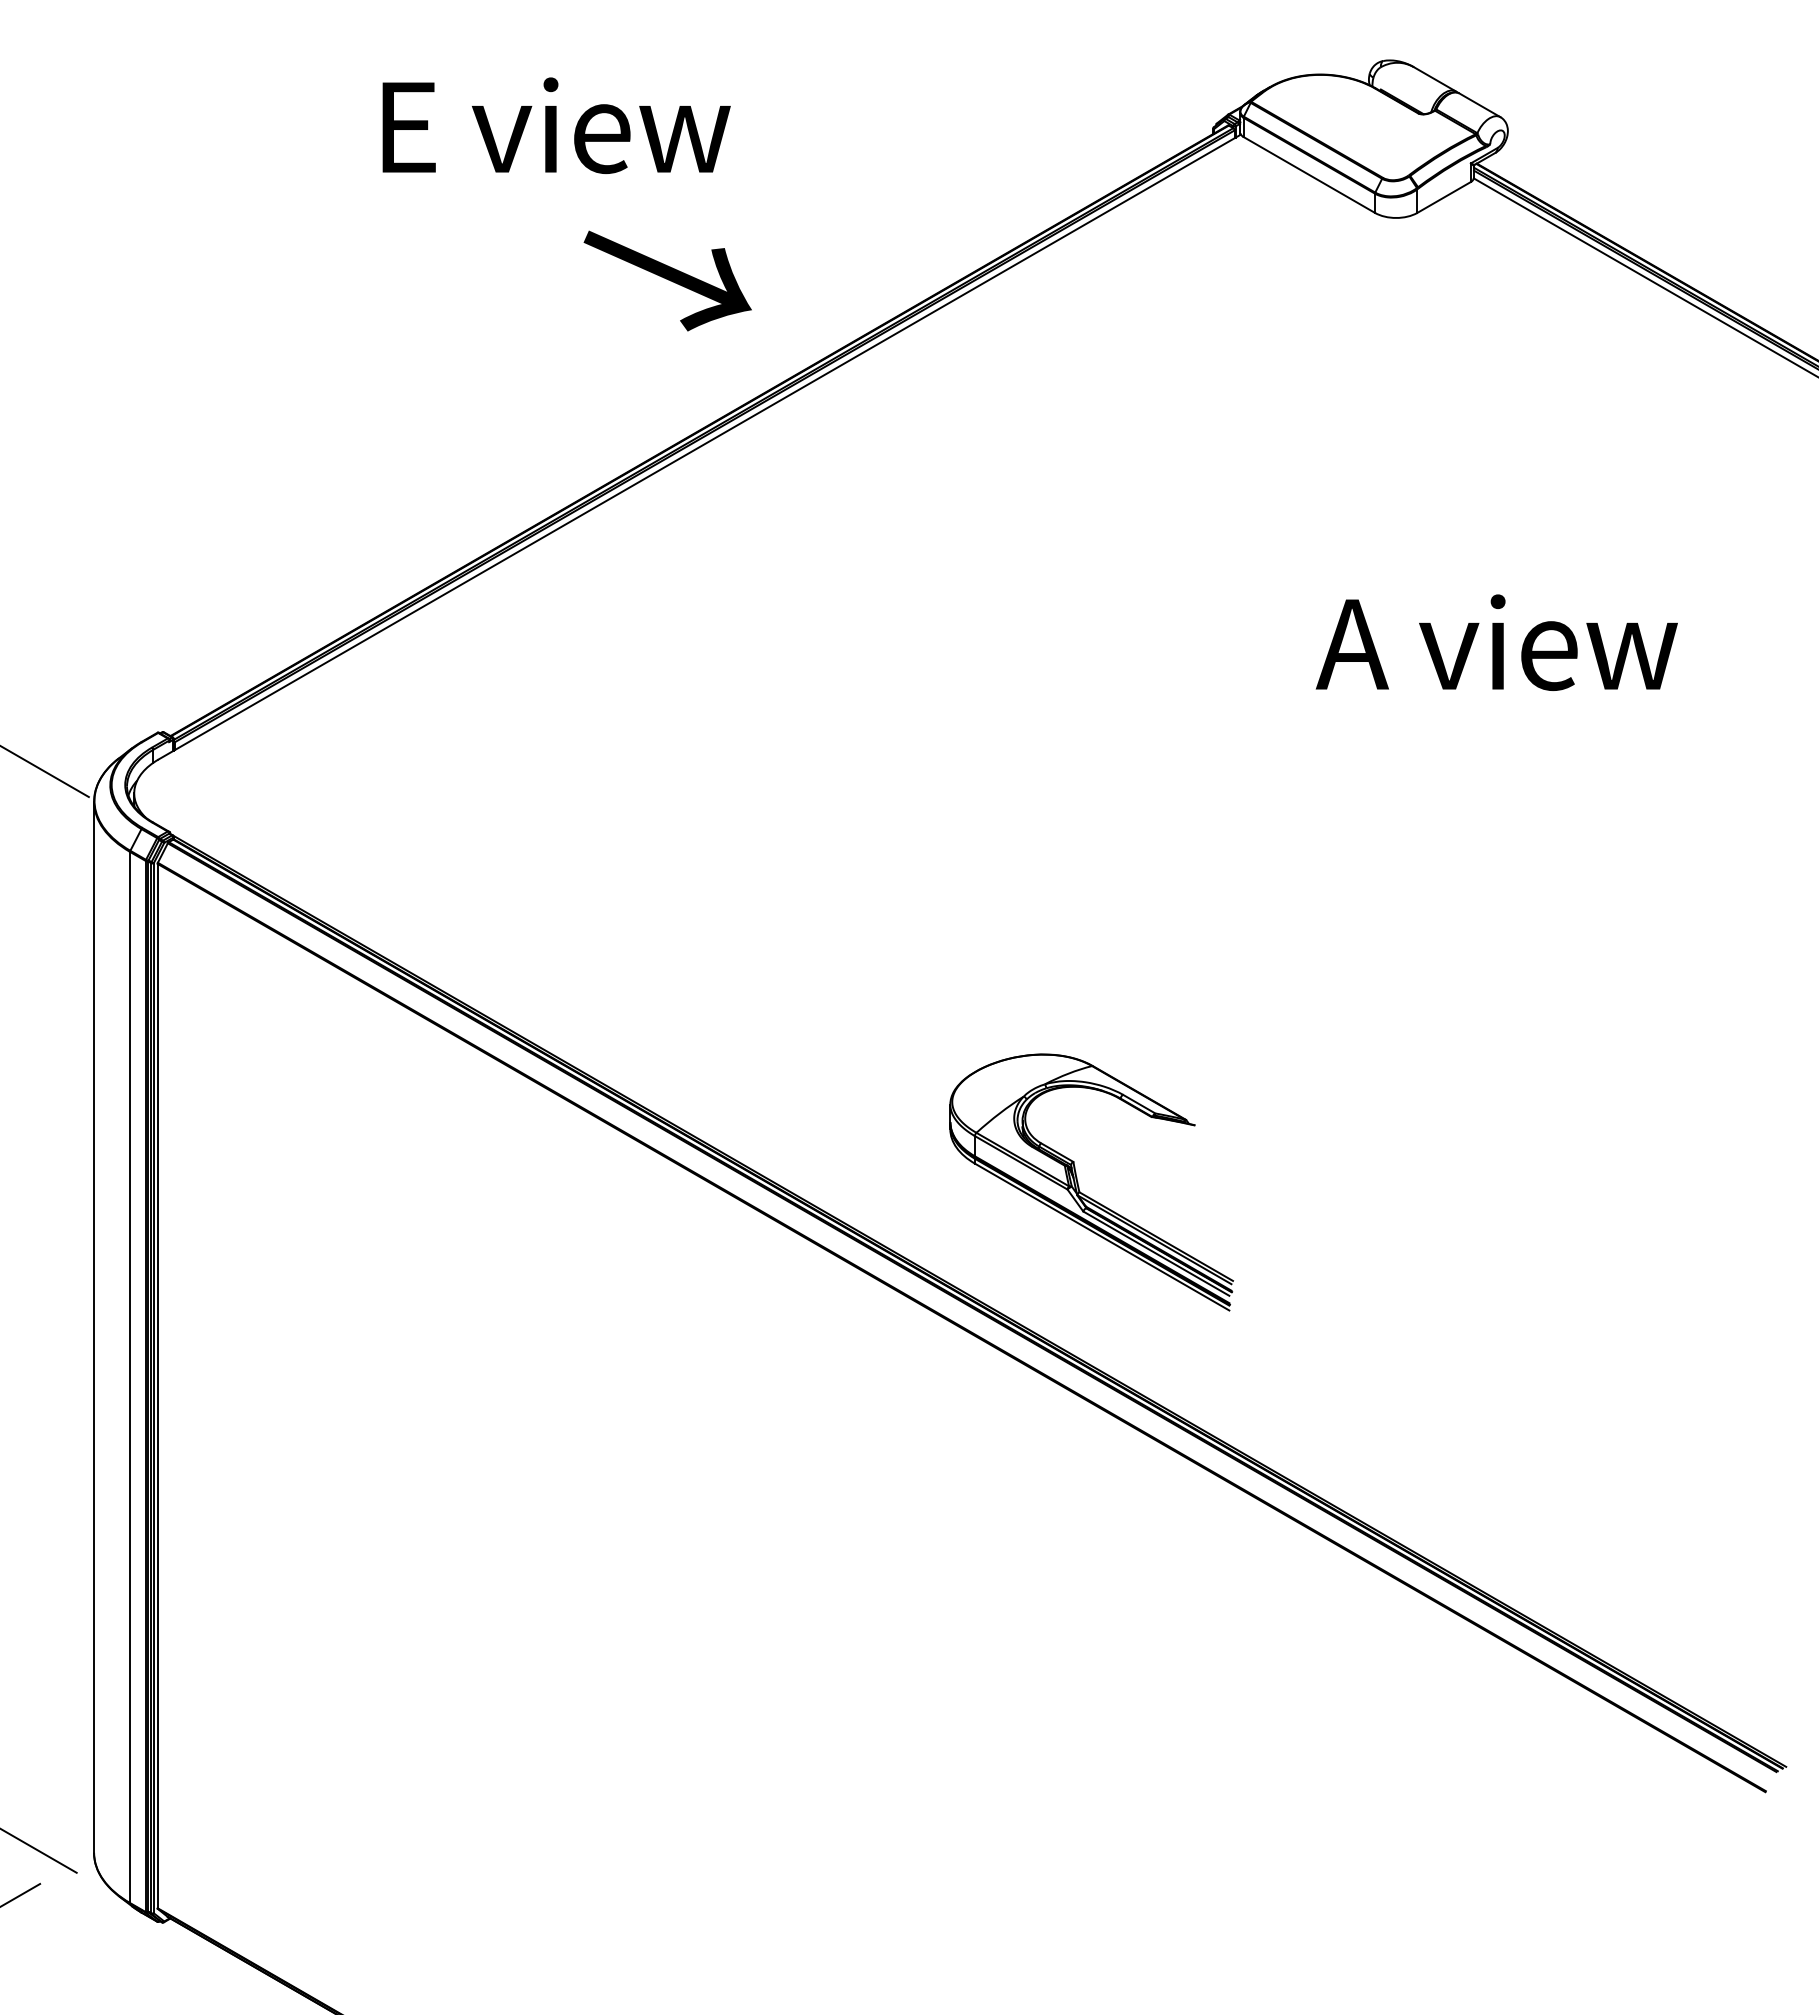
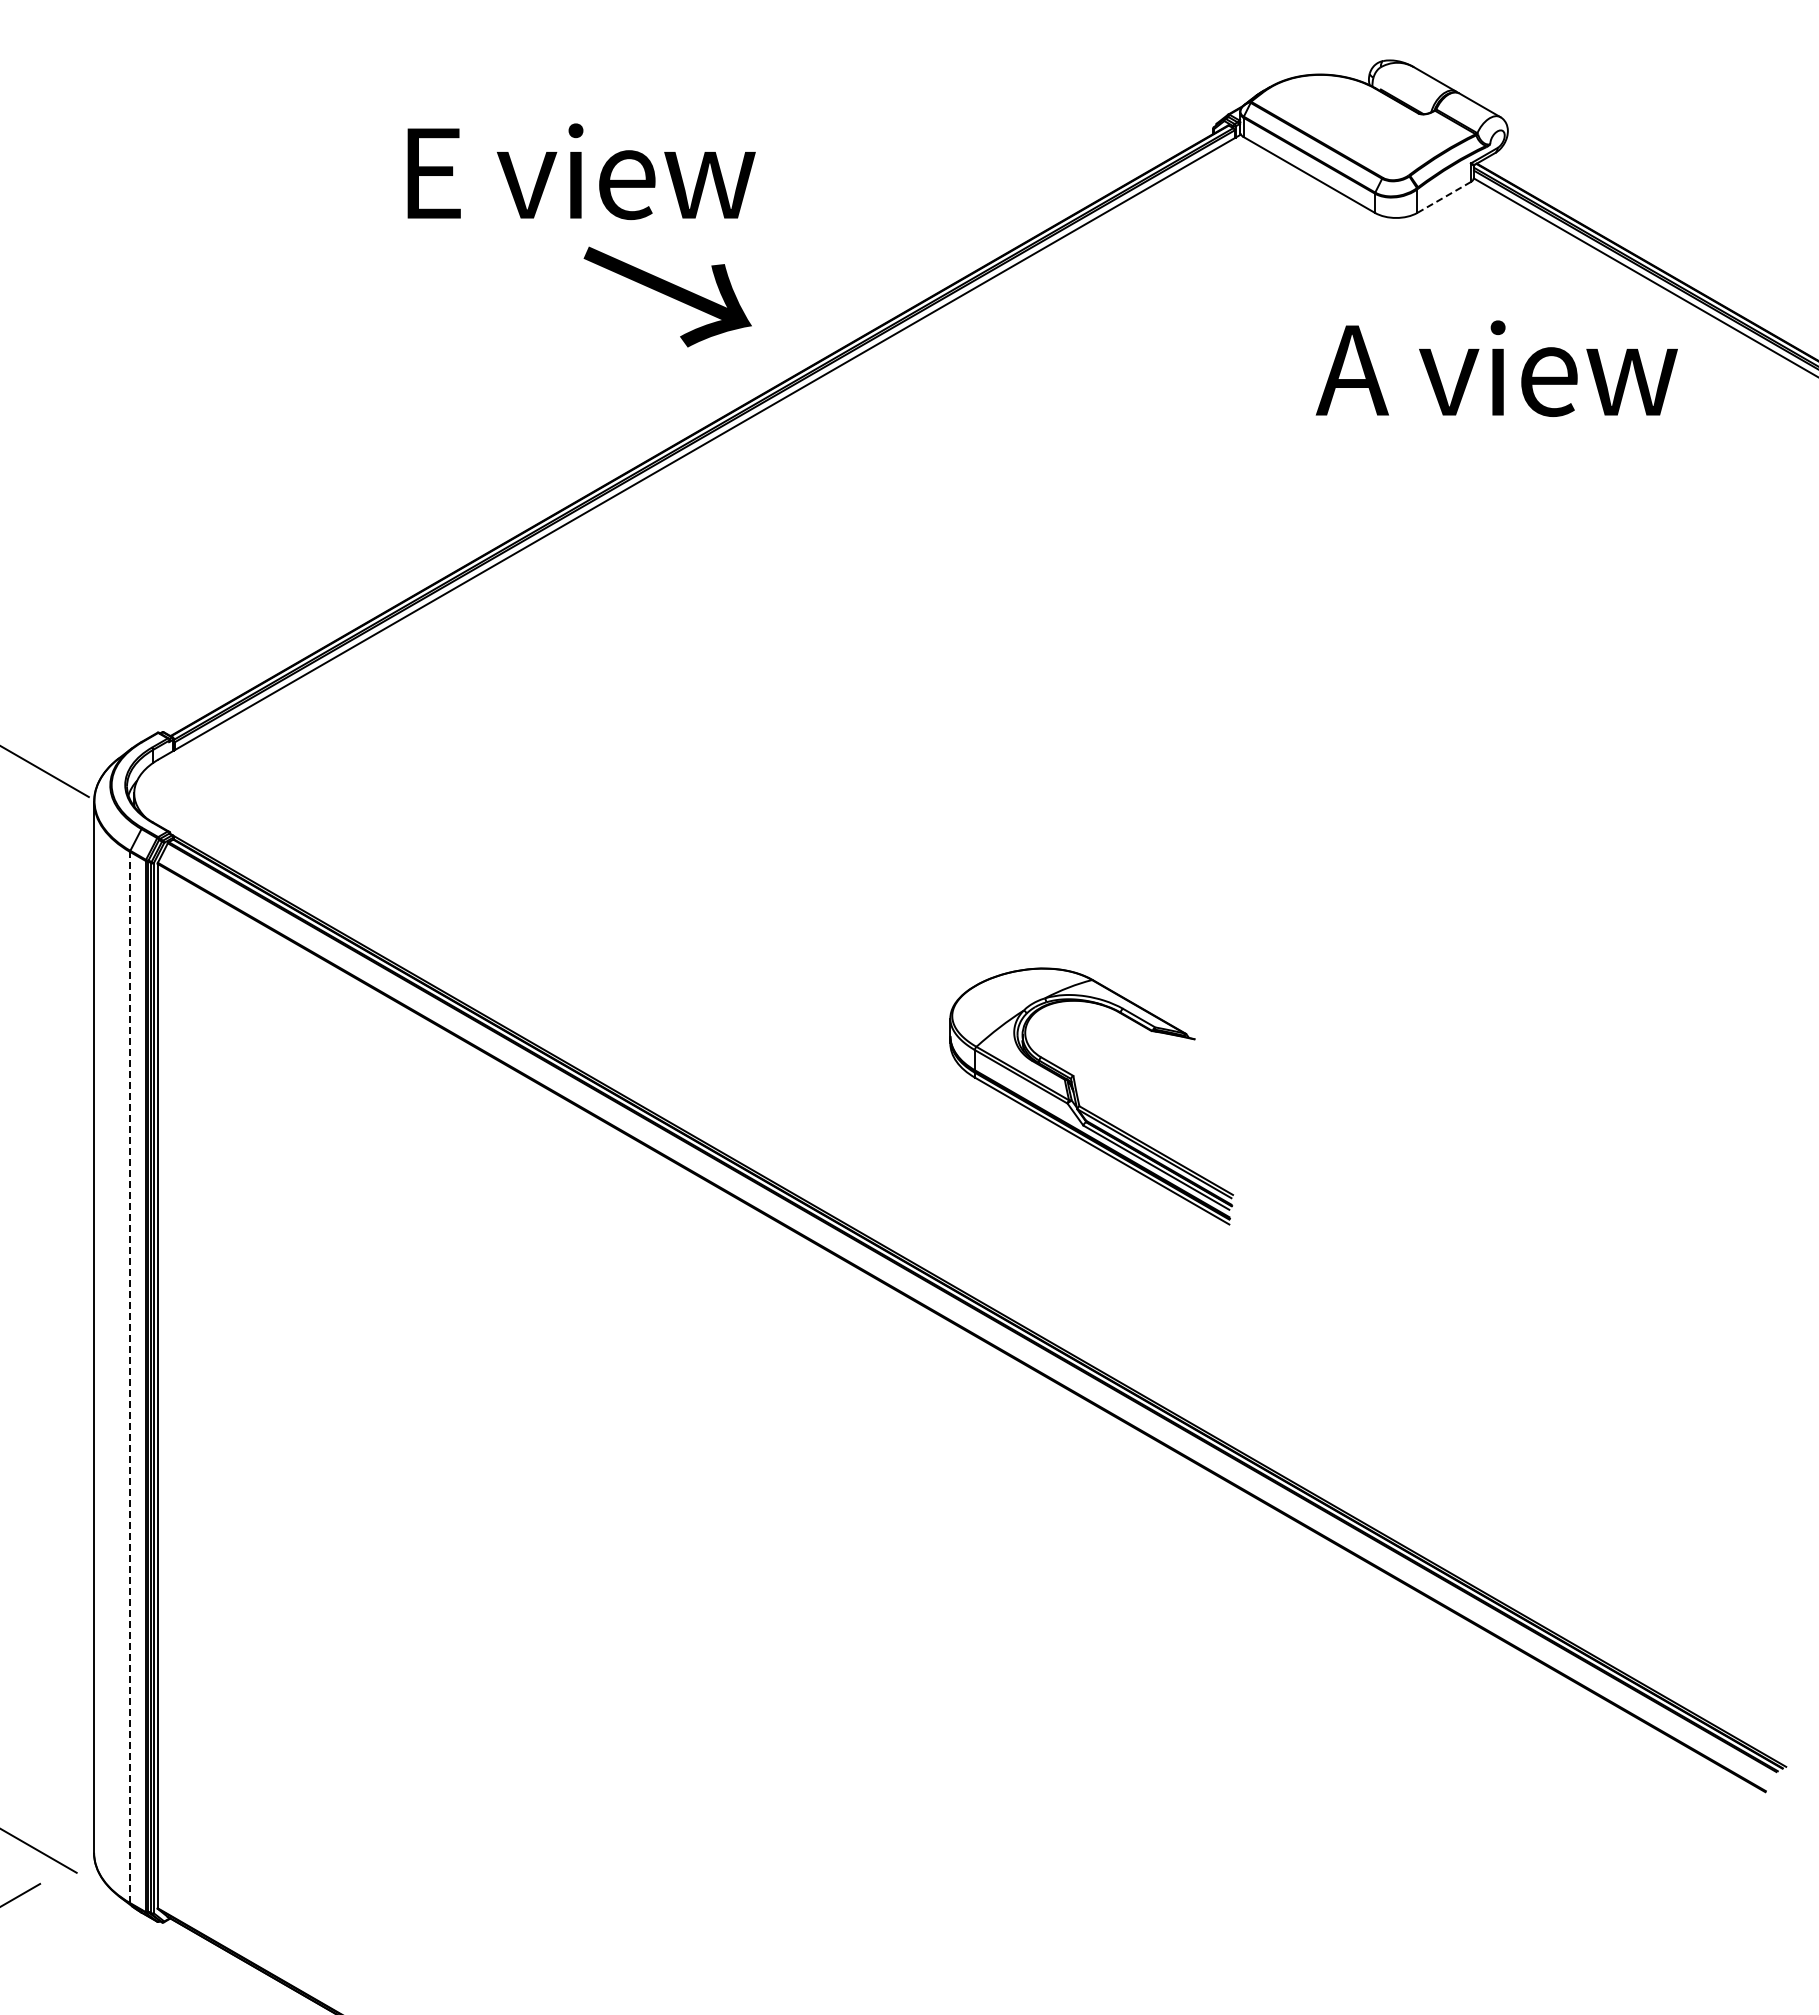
text position: (556, 125) -> (581, 171) (581, 171)
line: solid -> dashed (1444, 197)
text position: (667, 280) -> (667, 296) (667, 296)
text position: (1496, 642) -> (1496, 368) (1496, 368)
part position: (1079, 1186) -> (1079, 1100) (1079, 1100)
line: solid -> dashed (130, 1377)
